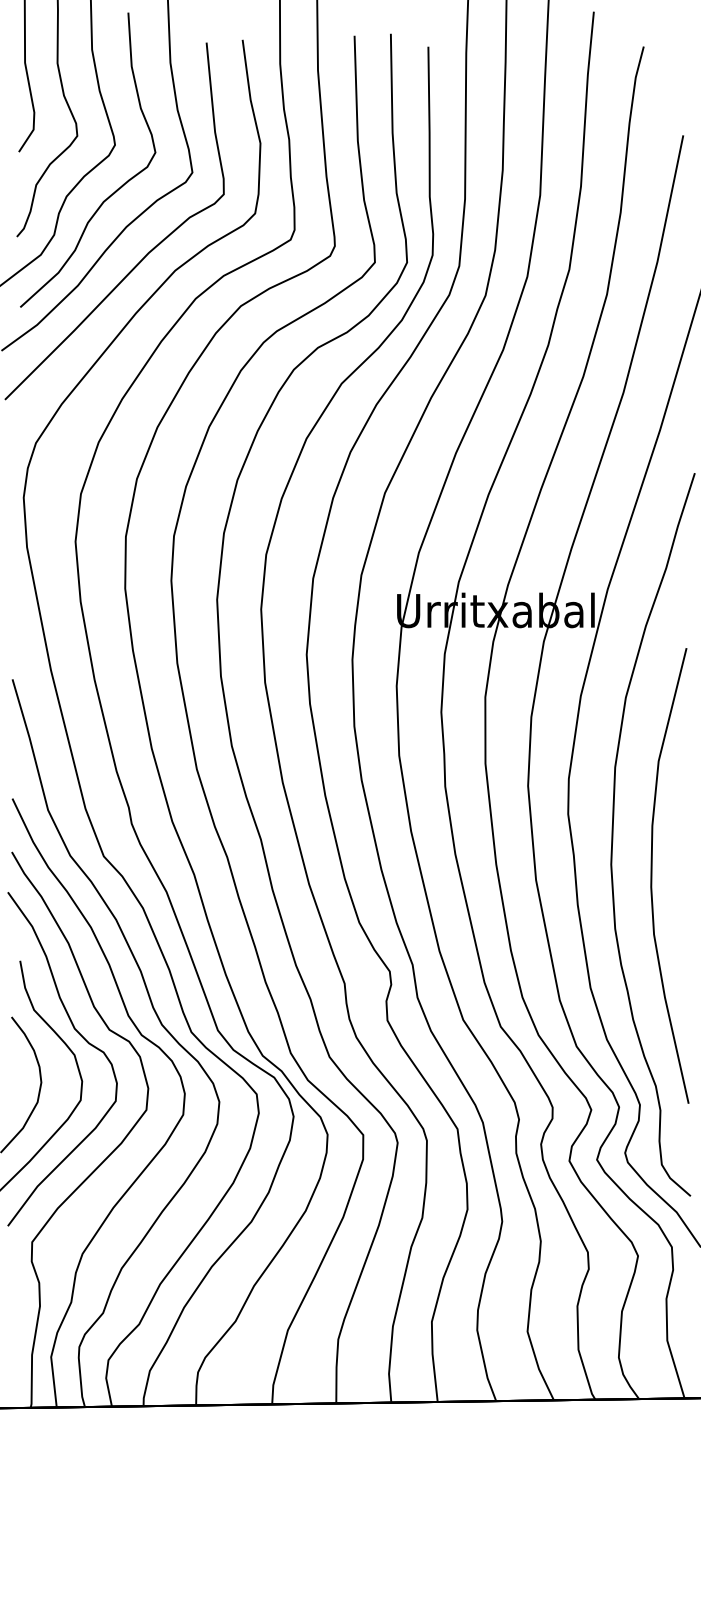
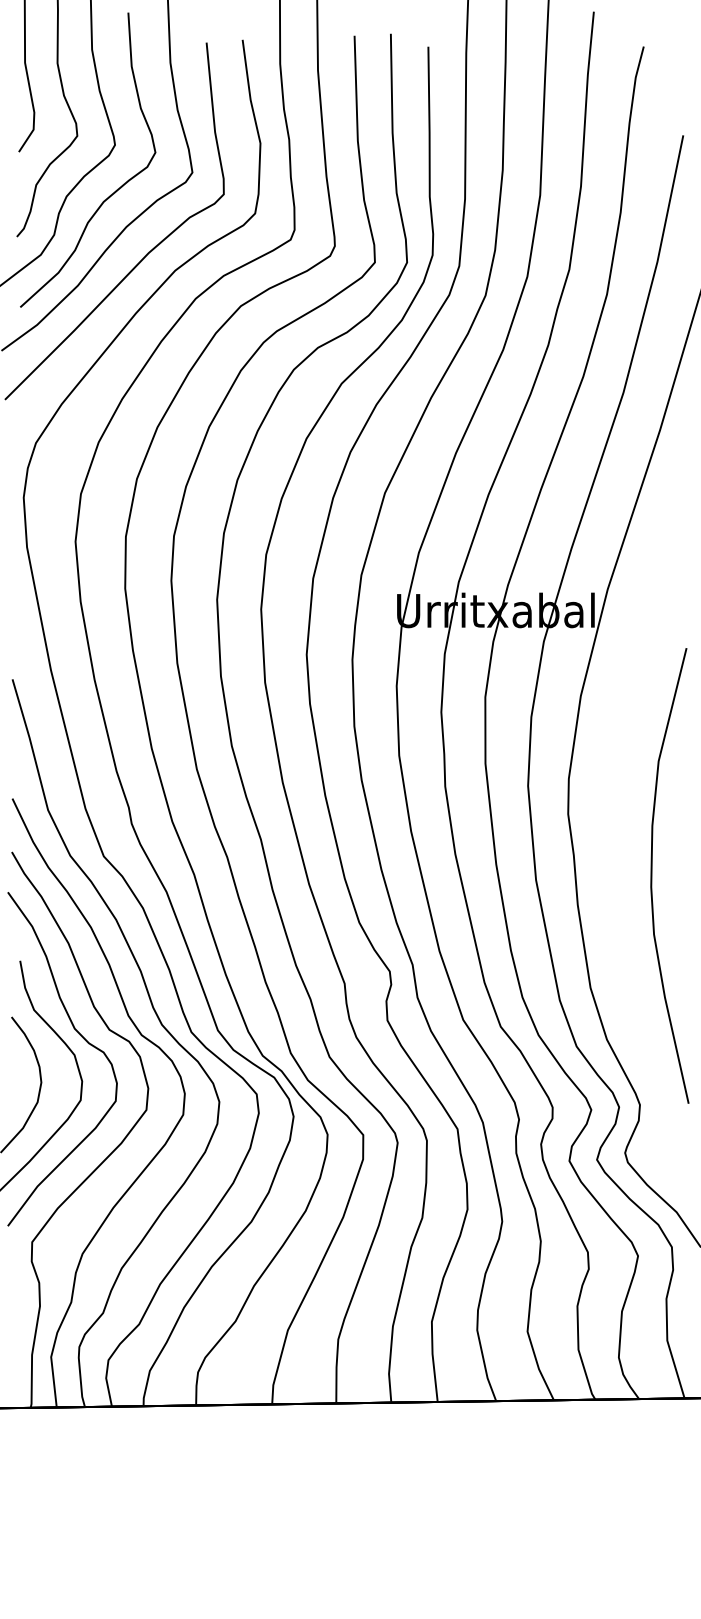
curve: present -> none (613, 834)
